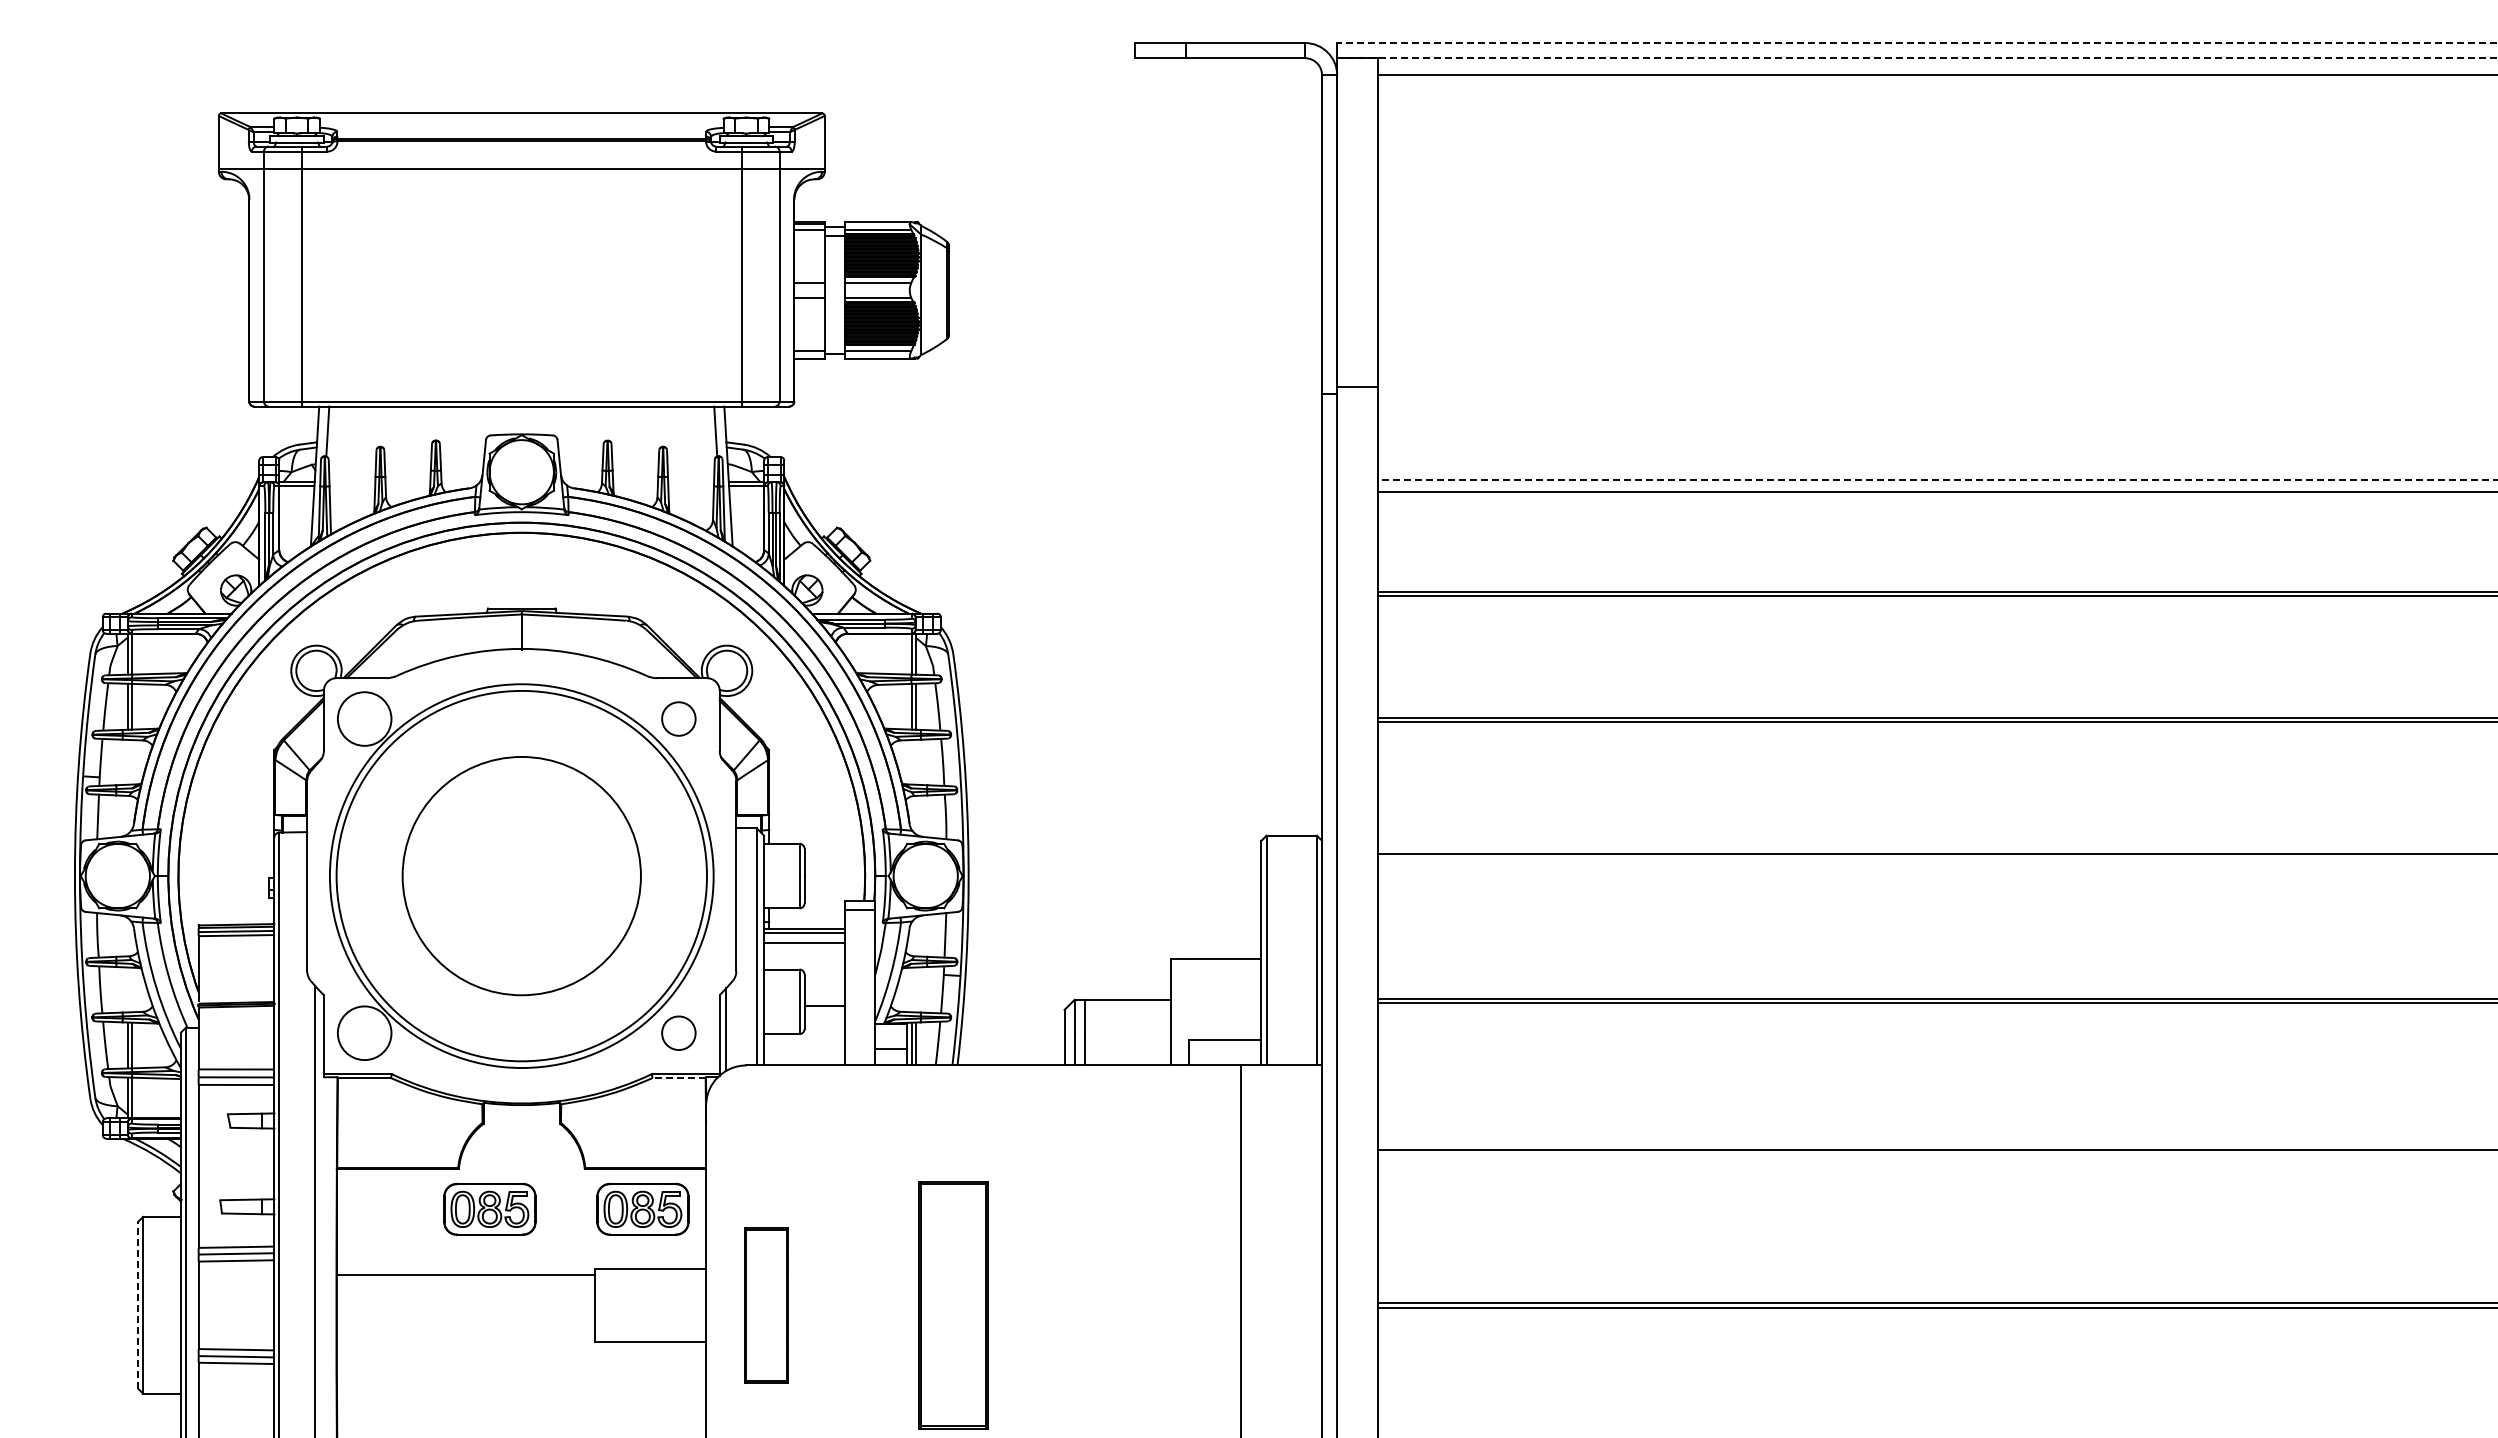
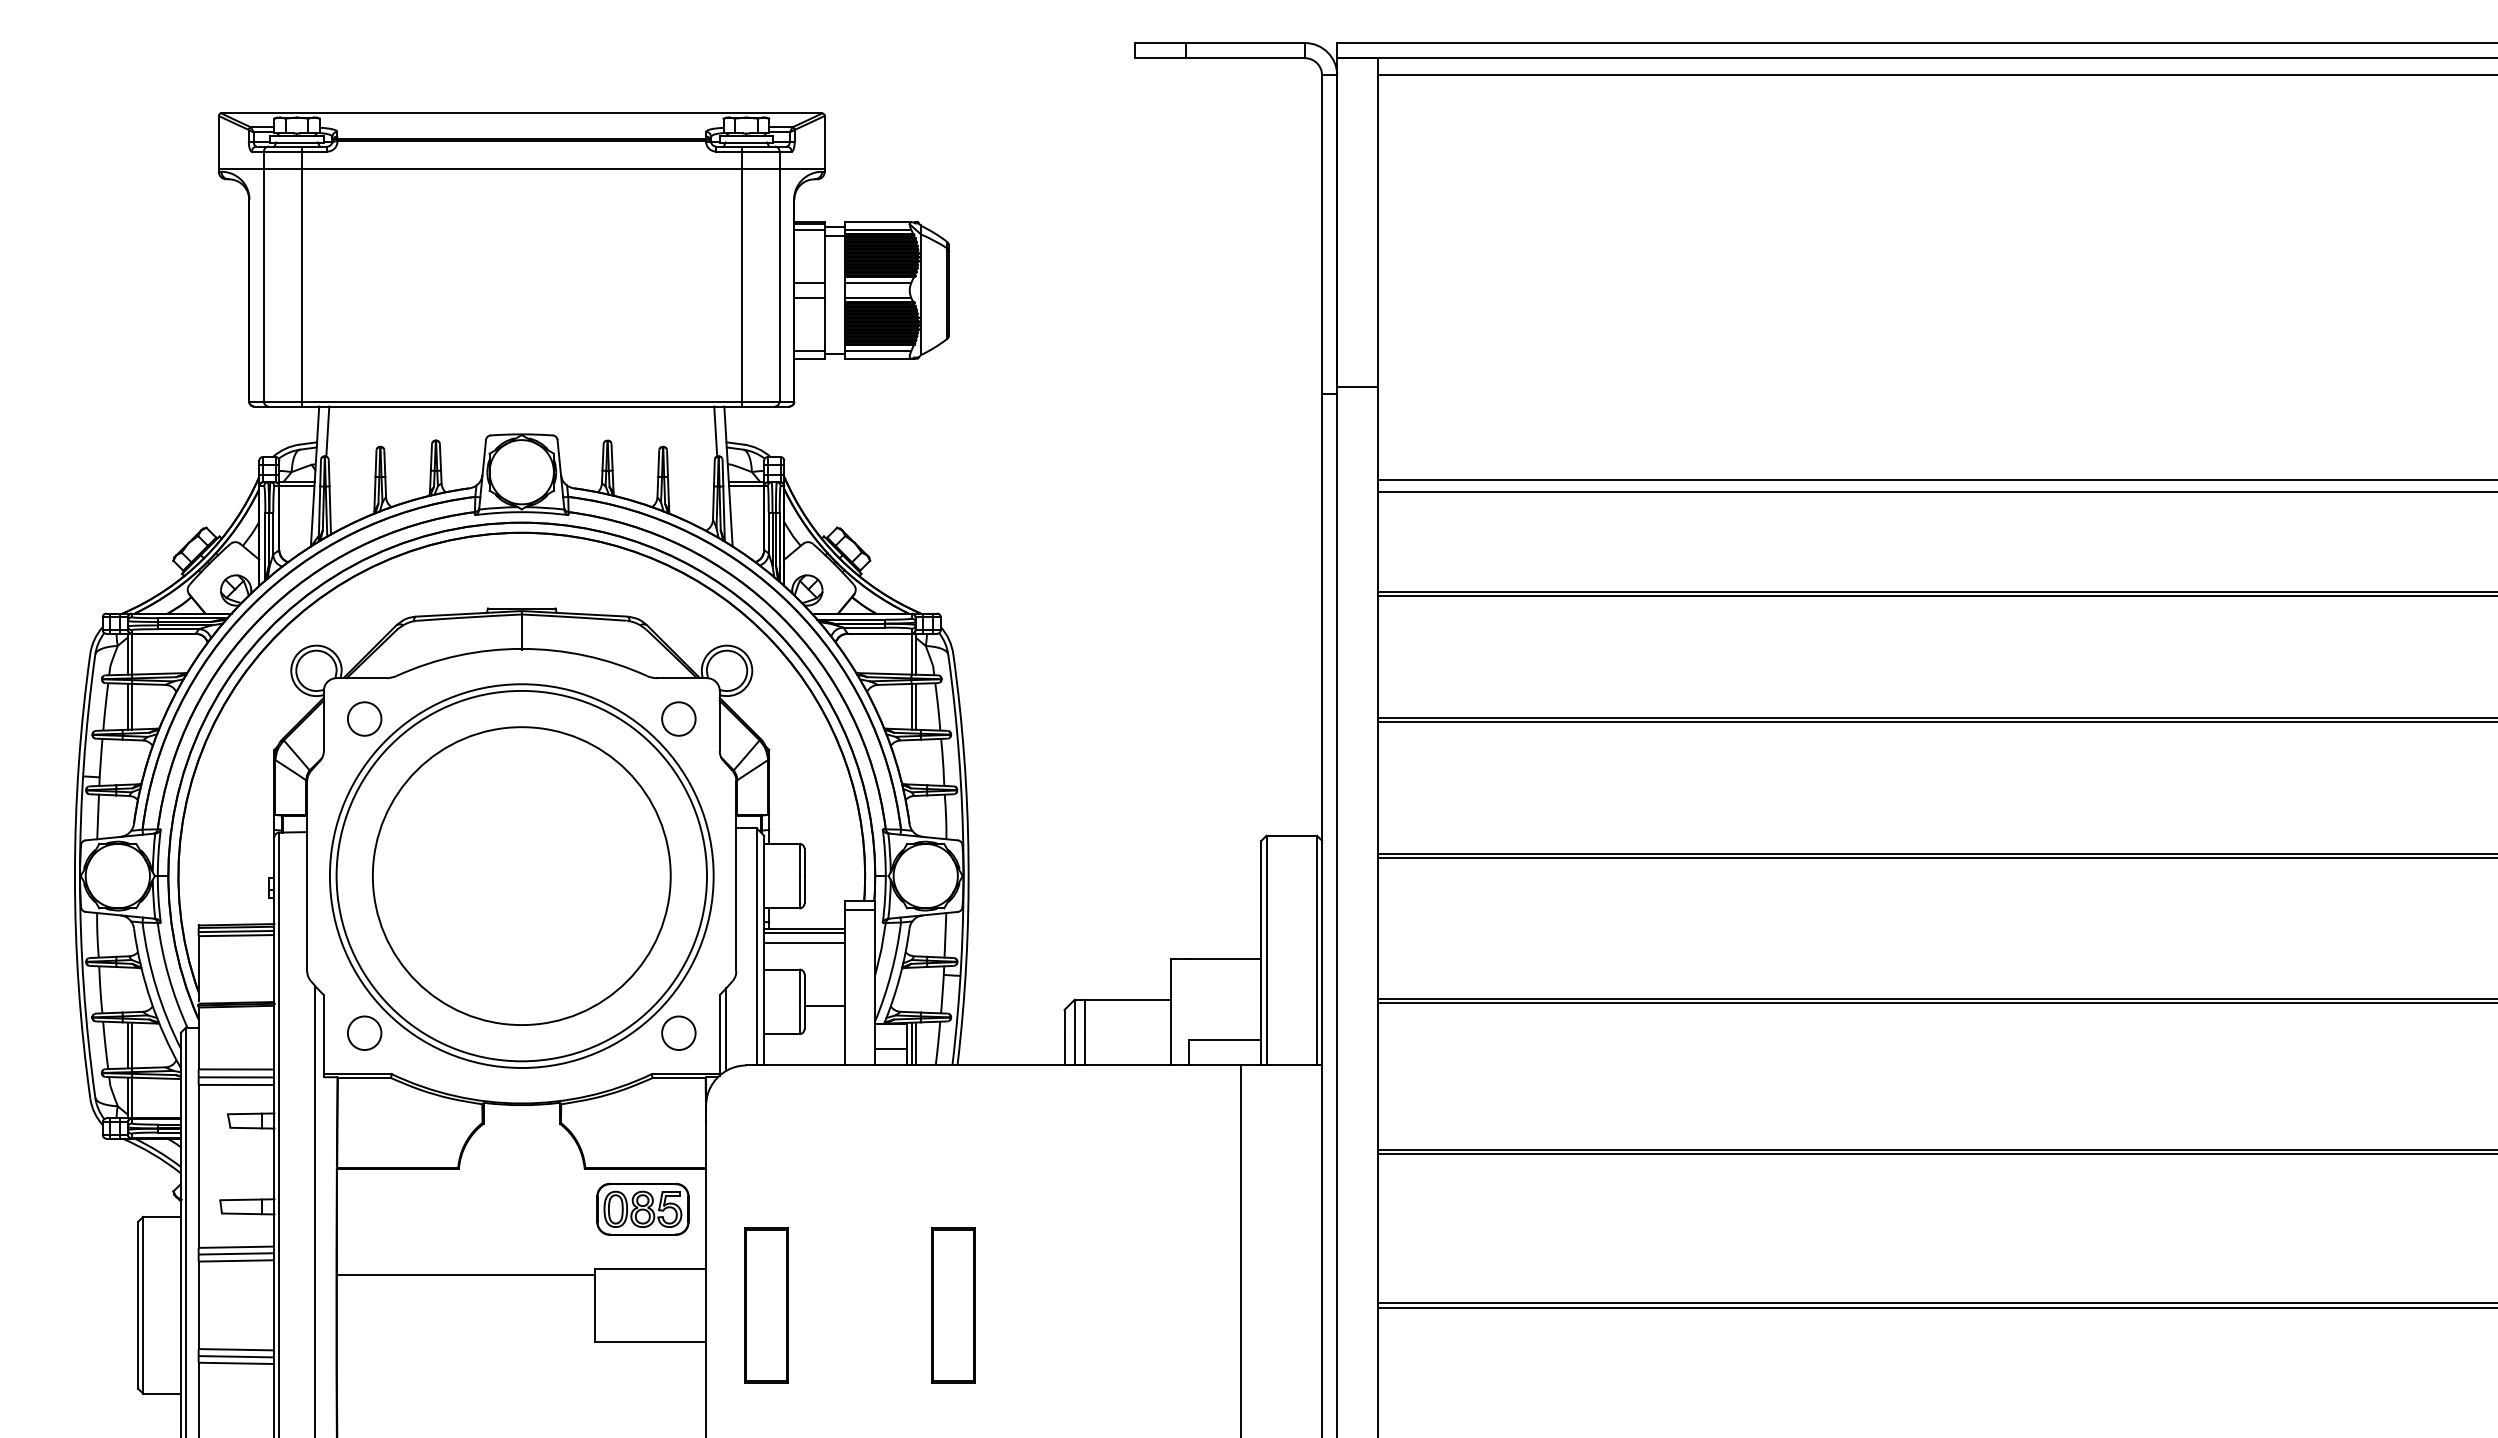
line: dashed -> solid (1917, 43)
line: dashed -> solid (1917, 58)
line: dashed -> solid (1937, 479)
circle diameter: 54 px -> 34 px (364, 718)
line: none -> present (1935, 858)
circle diameter: 238 px -> 298 px (521, 876)
circle diameter: 54 px -> 34 px (364, 1033)
line: dashed -> solid (679, 1078)
line: none -> present (1935, 1154)
part: present -> none (489, 1208)
line: dashed -> solid (138, 1304)
part size: 71x249 px -> 45x157 px (953, 1305)
